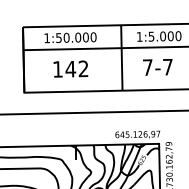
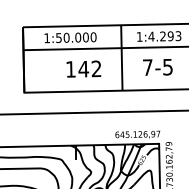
text: 1:5.000 -> 1:4.293 (164, 36)
text: 7-7 -> 7-5 (167, 67)
text position: (70, 68) -> (83, 68) (83, 68)
